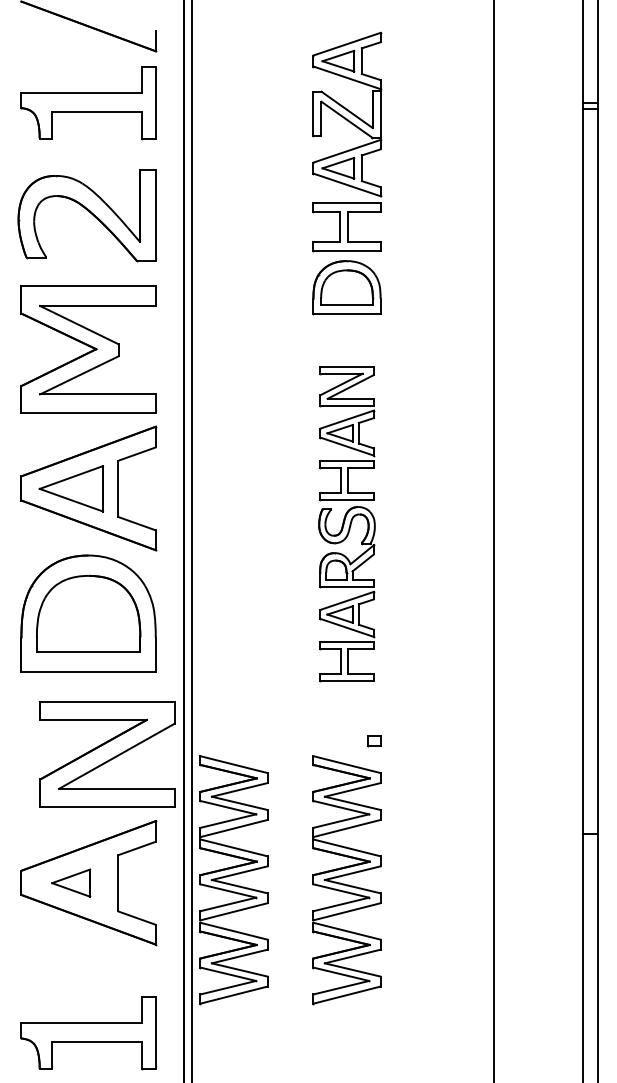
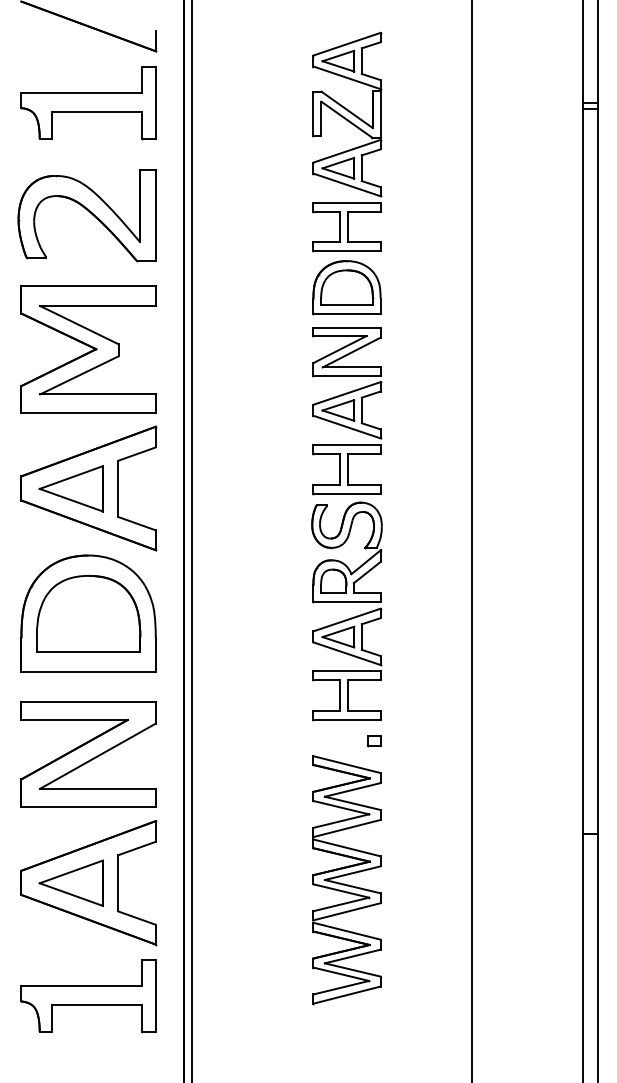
part size: 58x317 px -> 72x395 px (346, 524)
line position: (494, 540) -> (472, 540) (472, 540)
part position: (107, 754) -> (88, 754) (88, 754)
part: present -> none (233, 880)
part size: 41x30 px -> 66x48 px (70, 882)
part position: (88, 1033) -> (88, 996) (88, 996)
